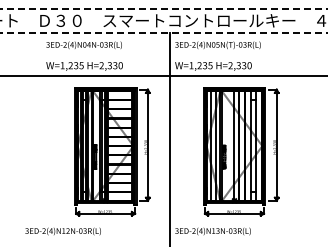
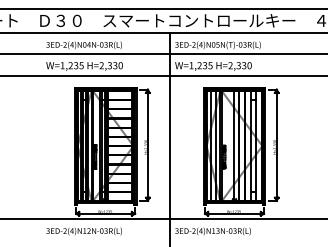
line: dashed -> solid (164, 9)
line: dashed -> solid (164, 32)
line: none -> present (163, 54)
line: none -> present (163, 219)
text position: (62, 231) -> (83, 231) (83, 231)
